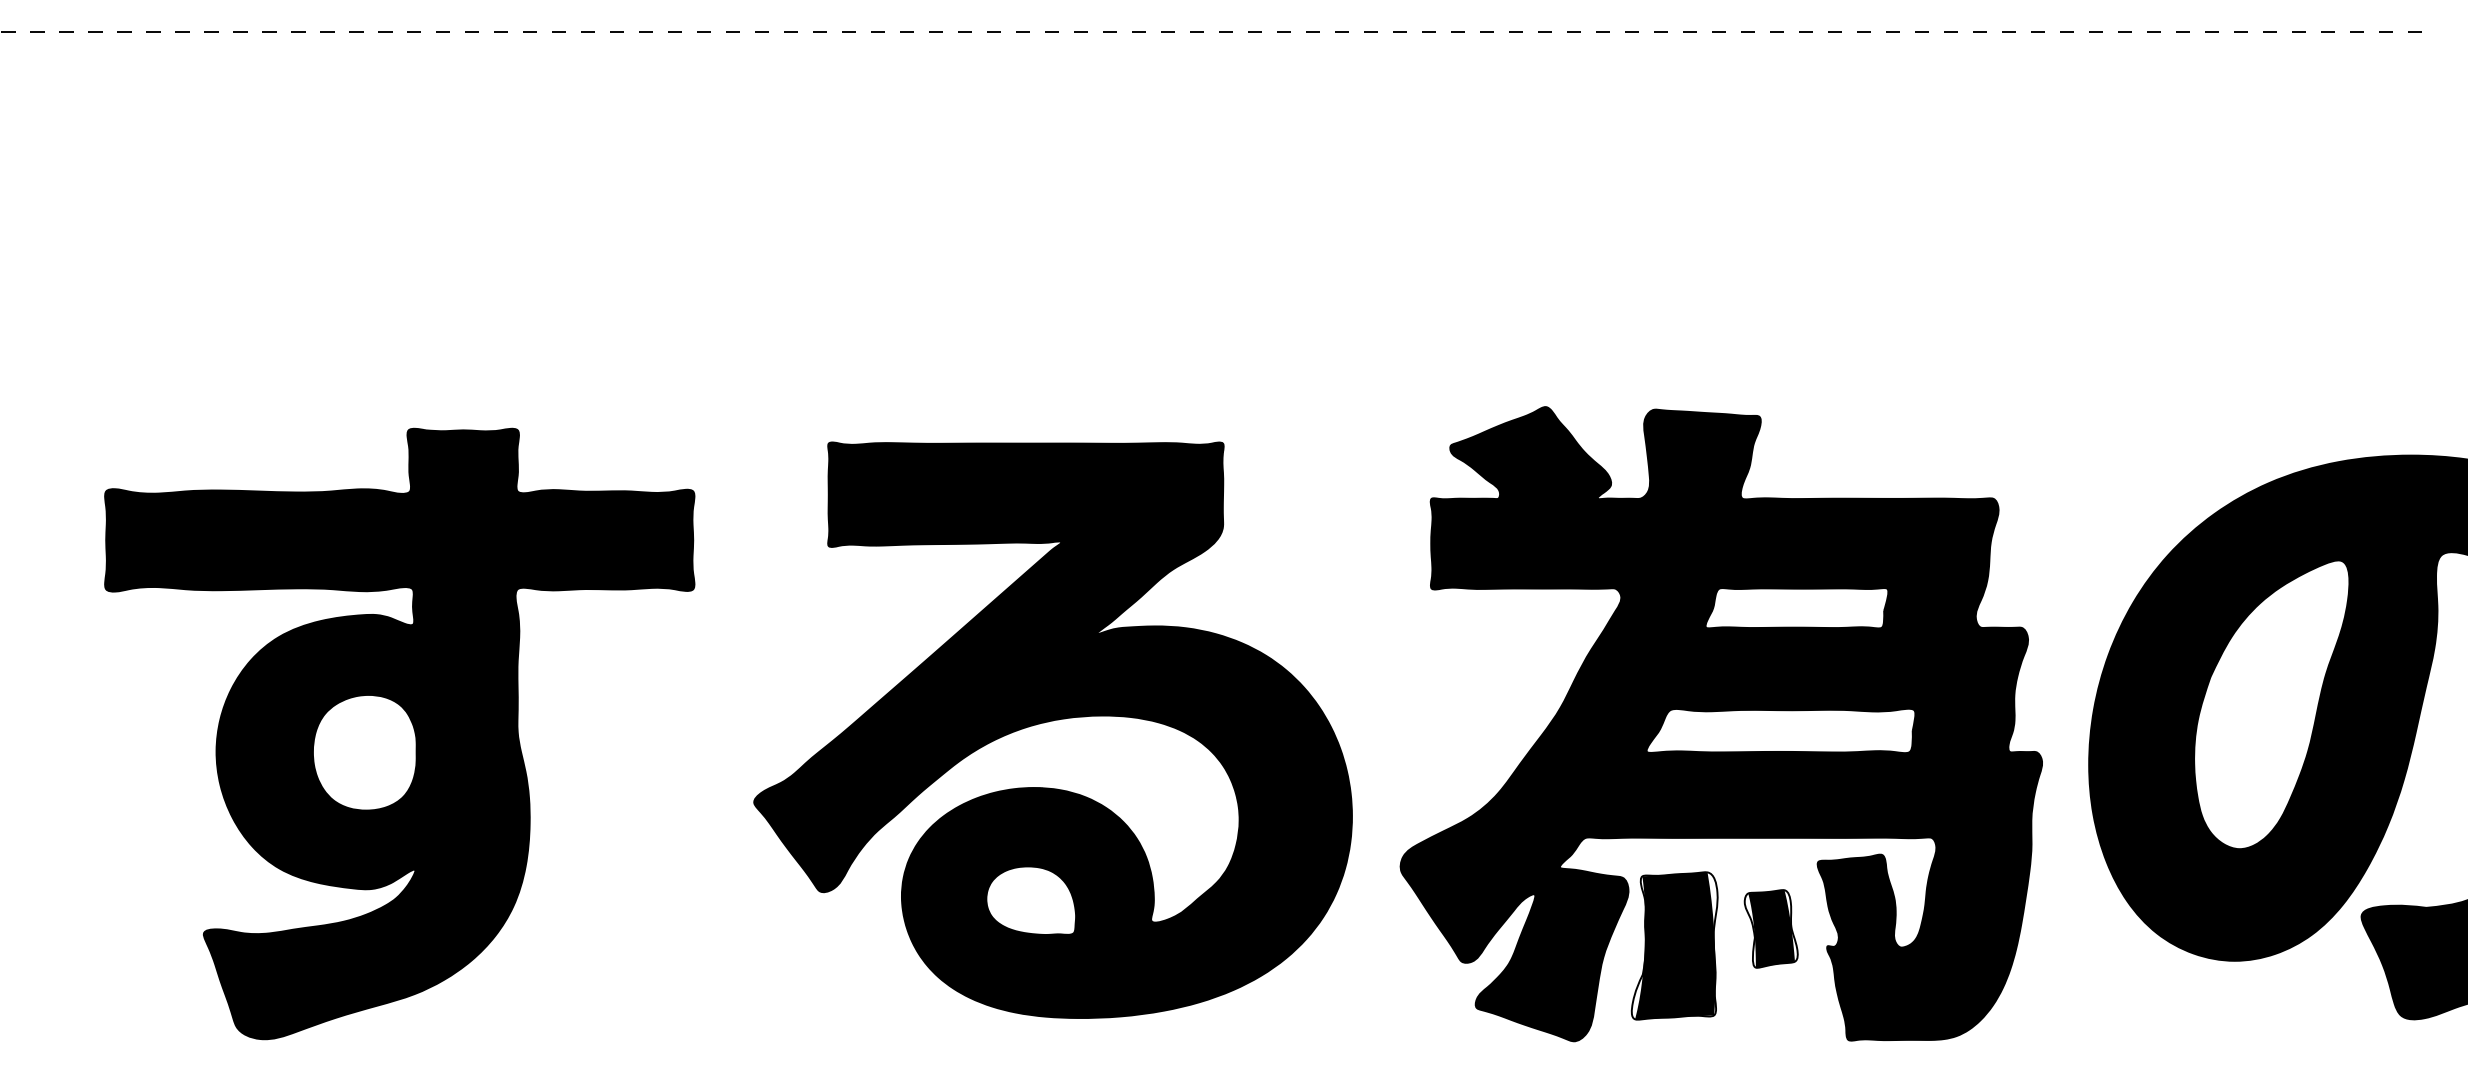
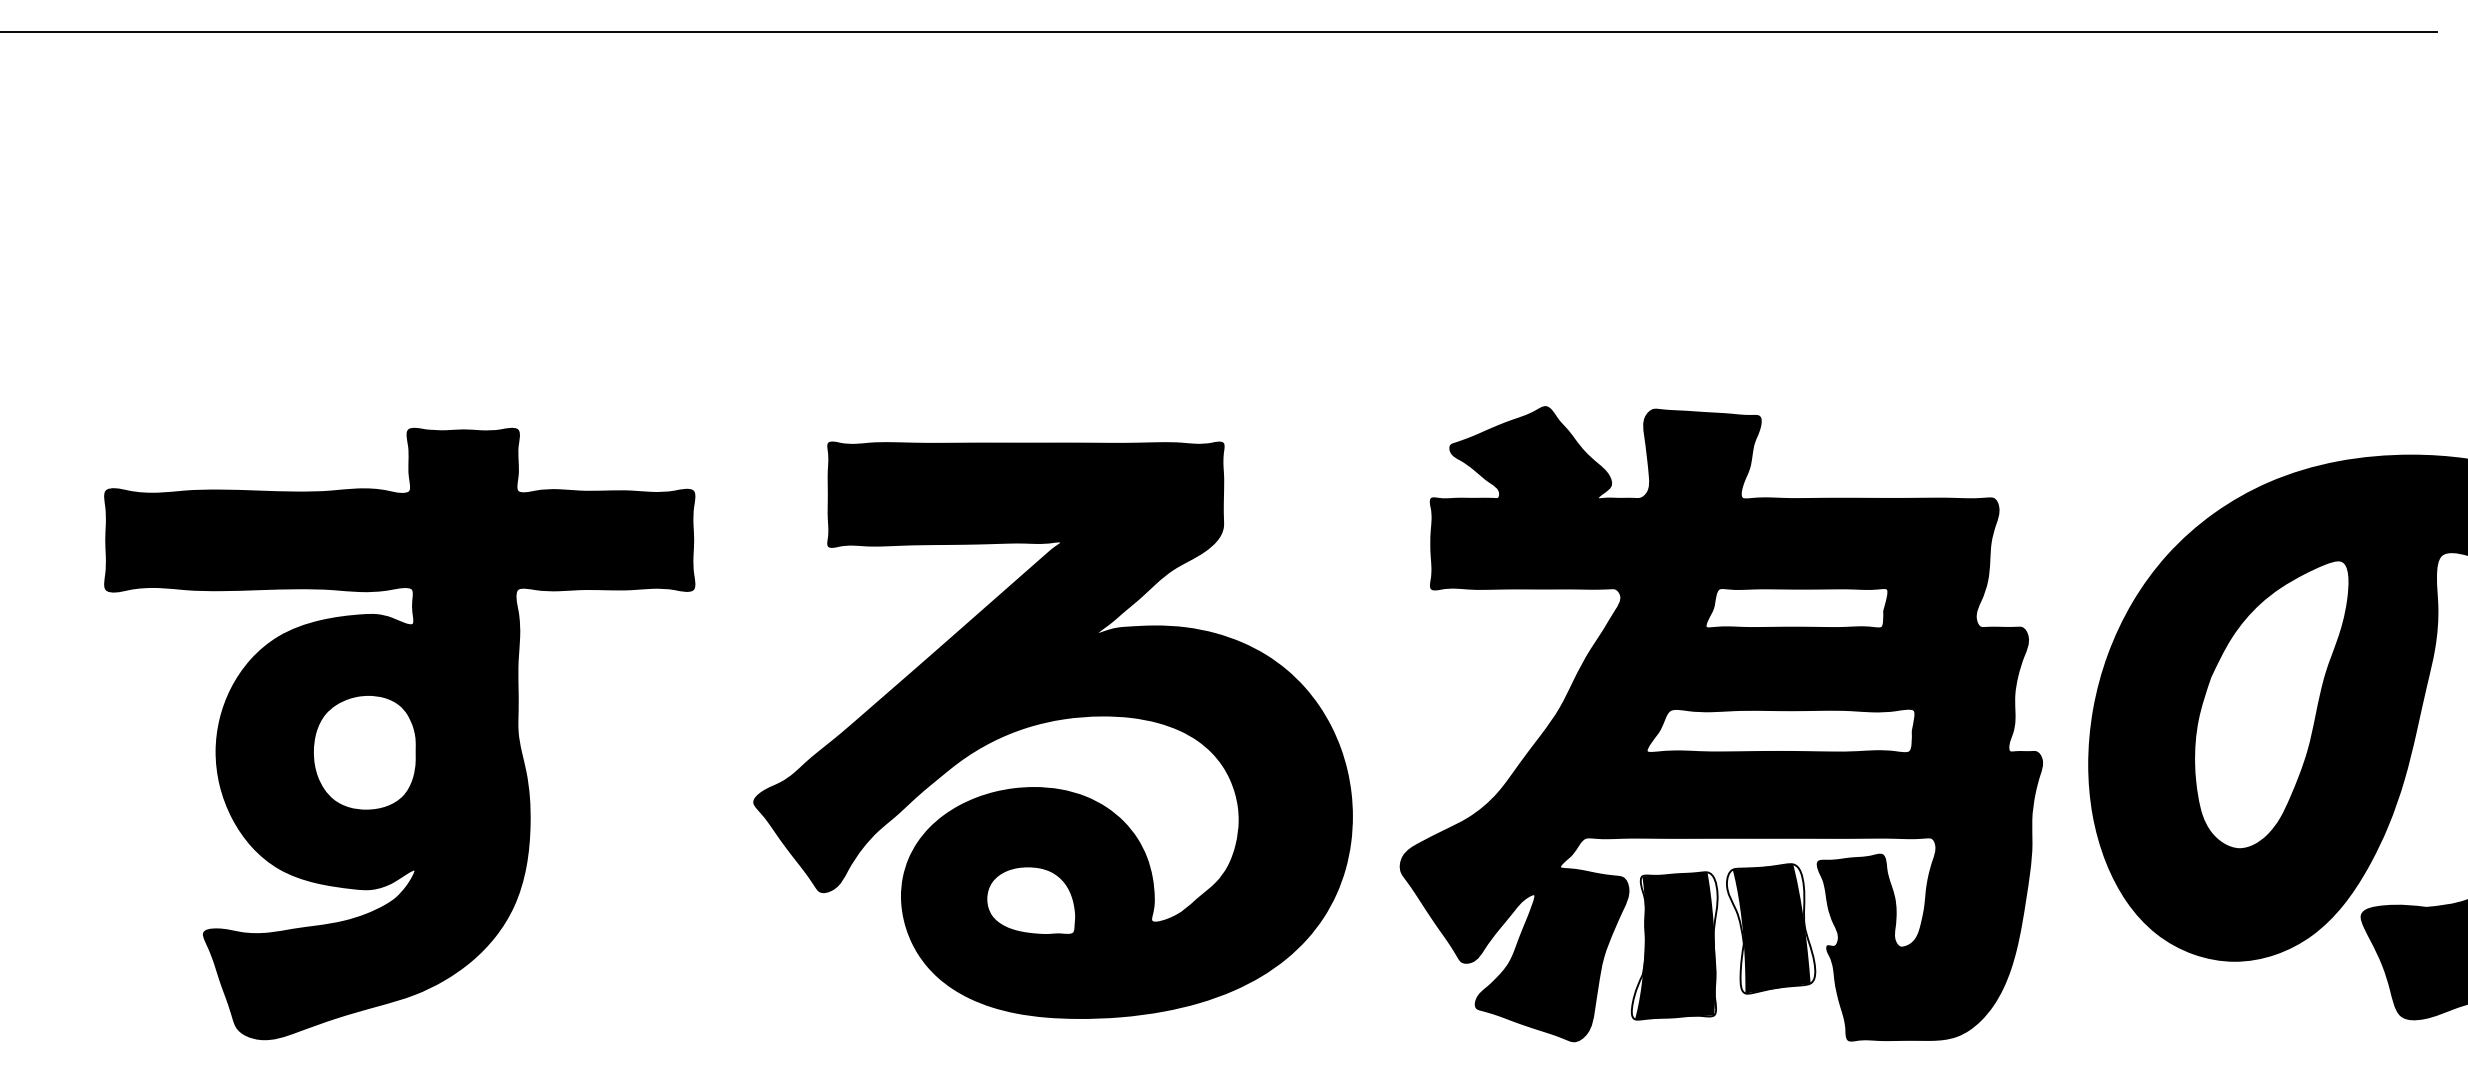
line: dashed -> solid (1218, 32)
part size: 56x80 px -> 91x132 px (1771, 928)
